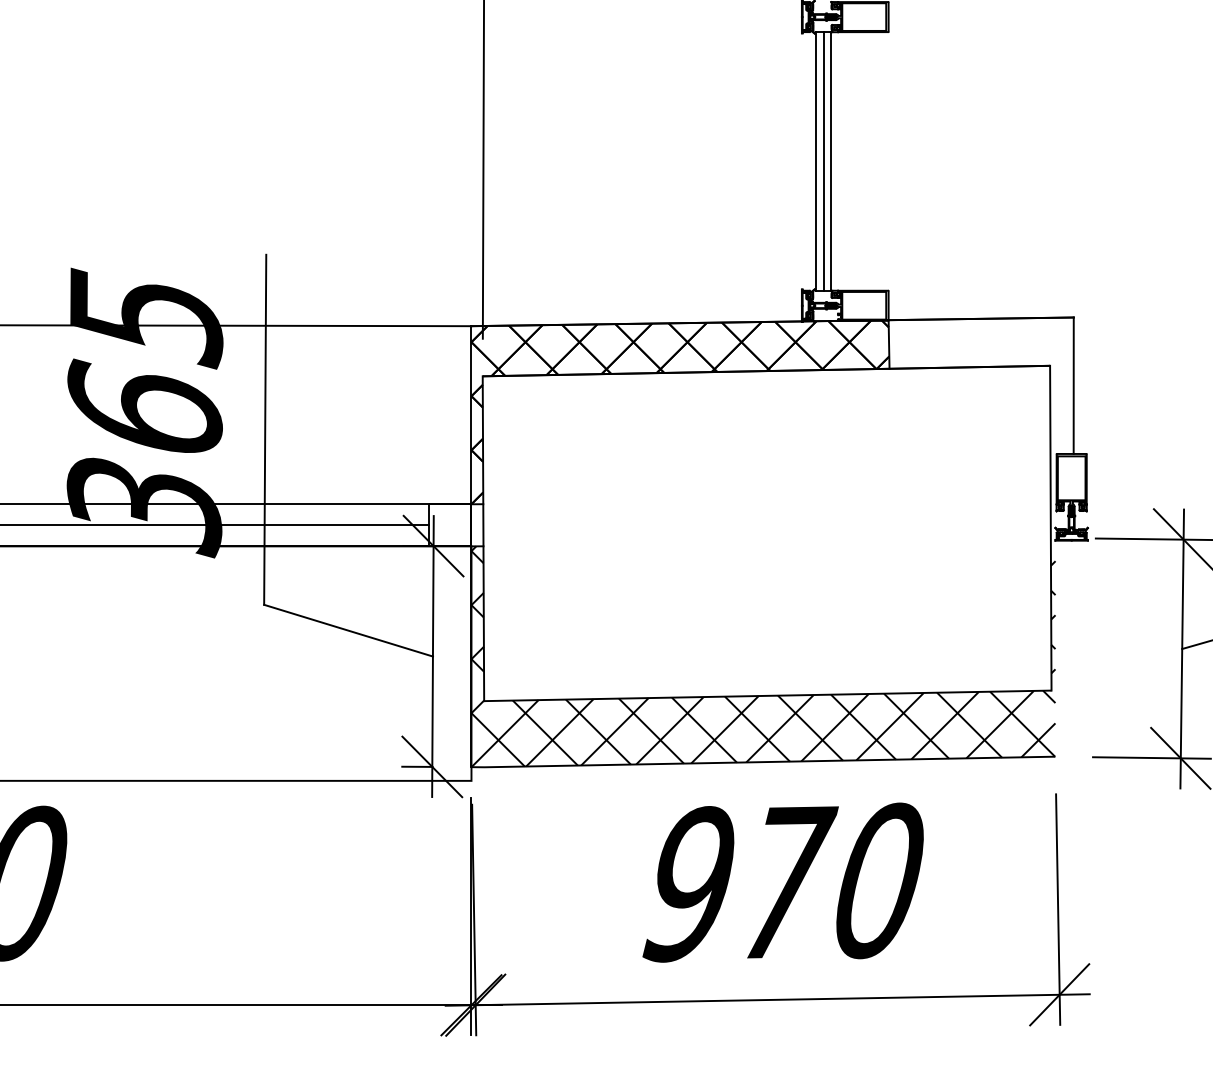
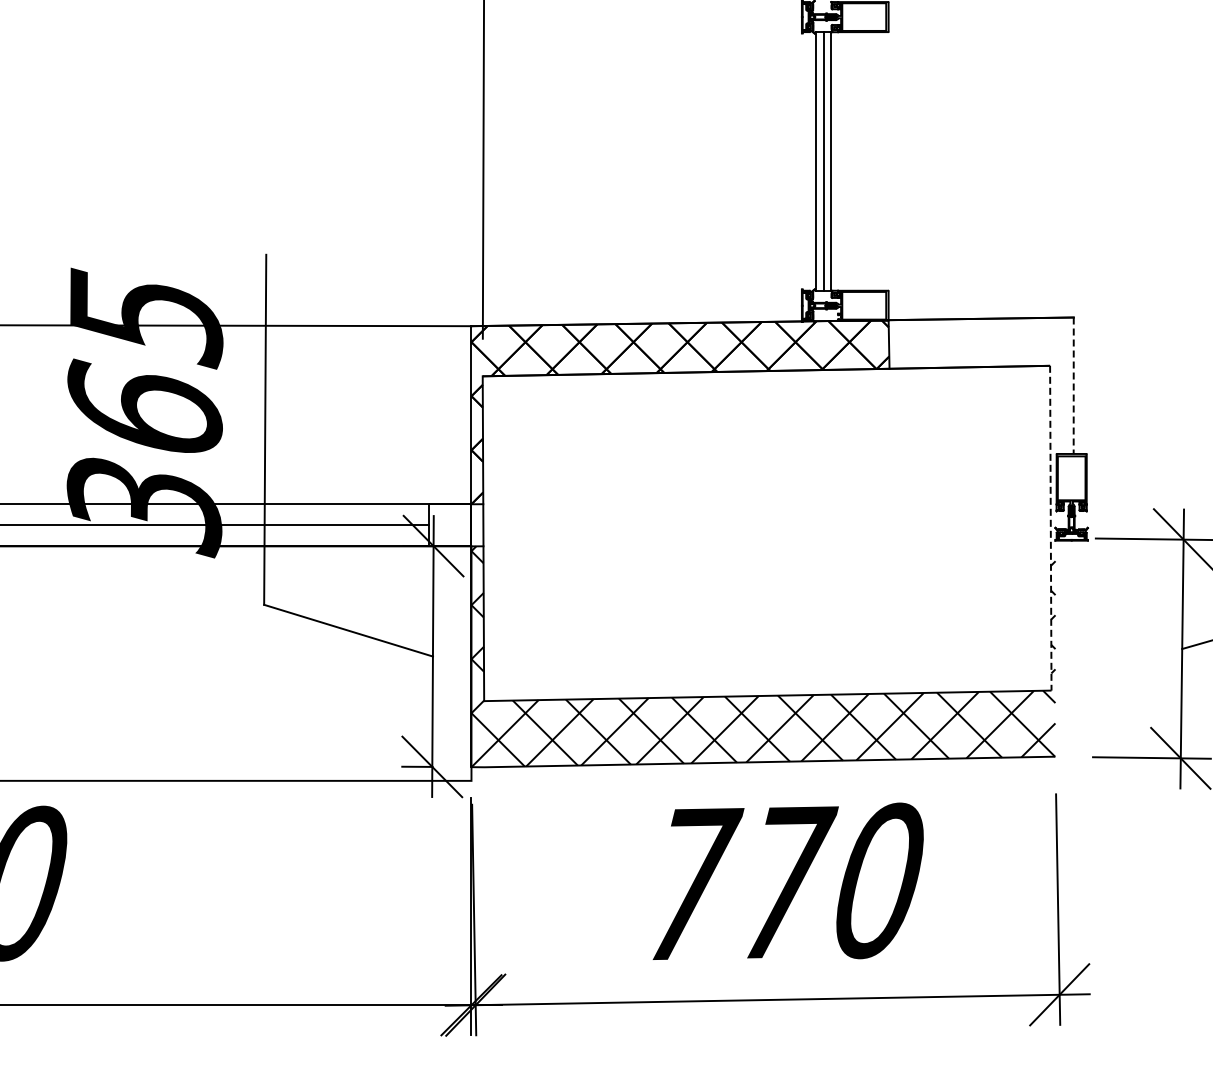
line: solid -> dashed (1073, 386)
line: solid -> dashed (1050, 528)
text: 970 -> 770 (693, 884)
